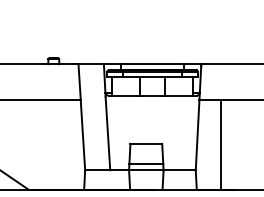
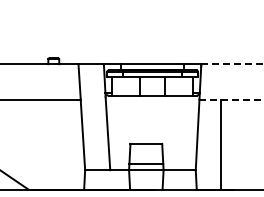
line: solid -> dashed (232, 64)
line: solid -> dashed (231, 99)
